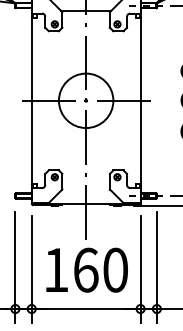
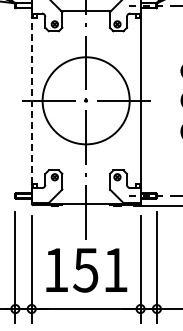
line: solid -> dashed (31, 100)
circle diameter: 54 px -> 87 px (85, 100)
text: 160 -> 151 (100, 269)
